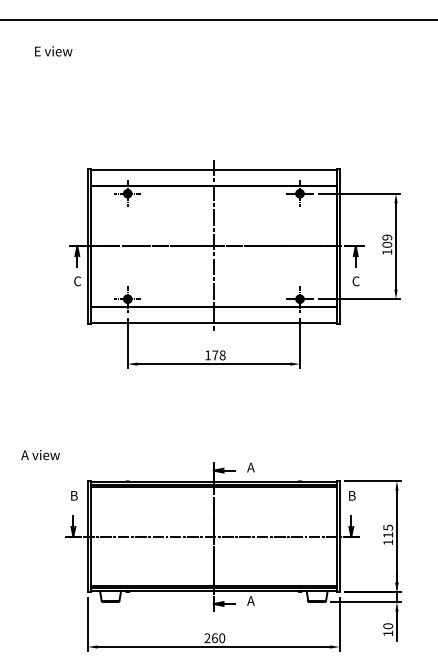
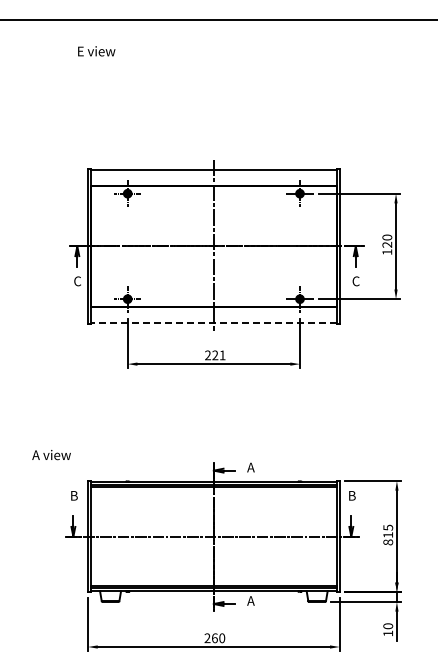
text position: (53, 51) -> (96, 51) (96, 51)
text: 109 -> 120 (387, 240)
line: solid -> dashed (213, 323)
text: 178 -> 221 (215, 355)
text position: (40, 455) -> (51, 455) (51, 455)
text: 115 -> 815 (388, 542)
